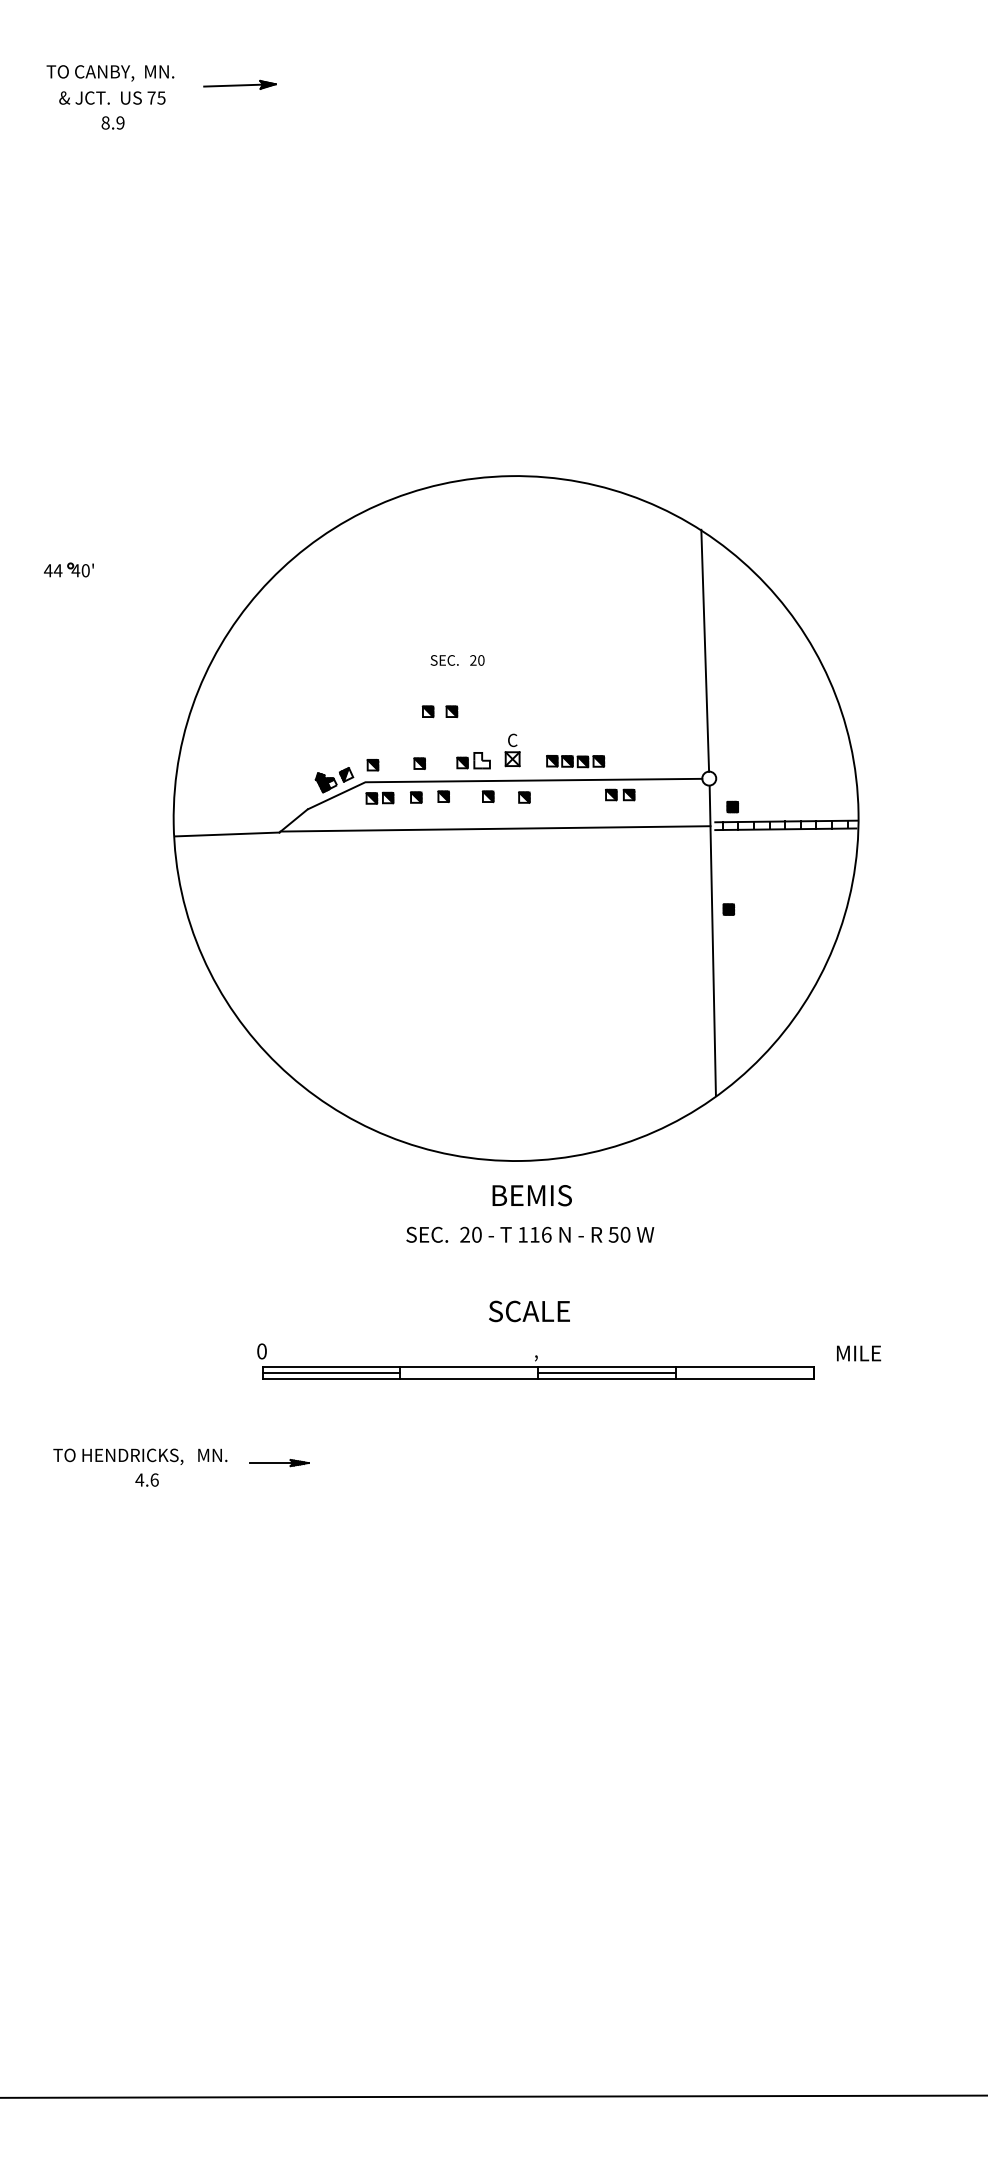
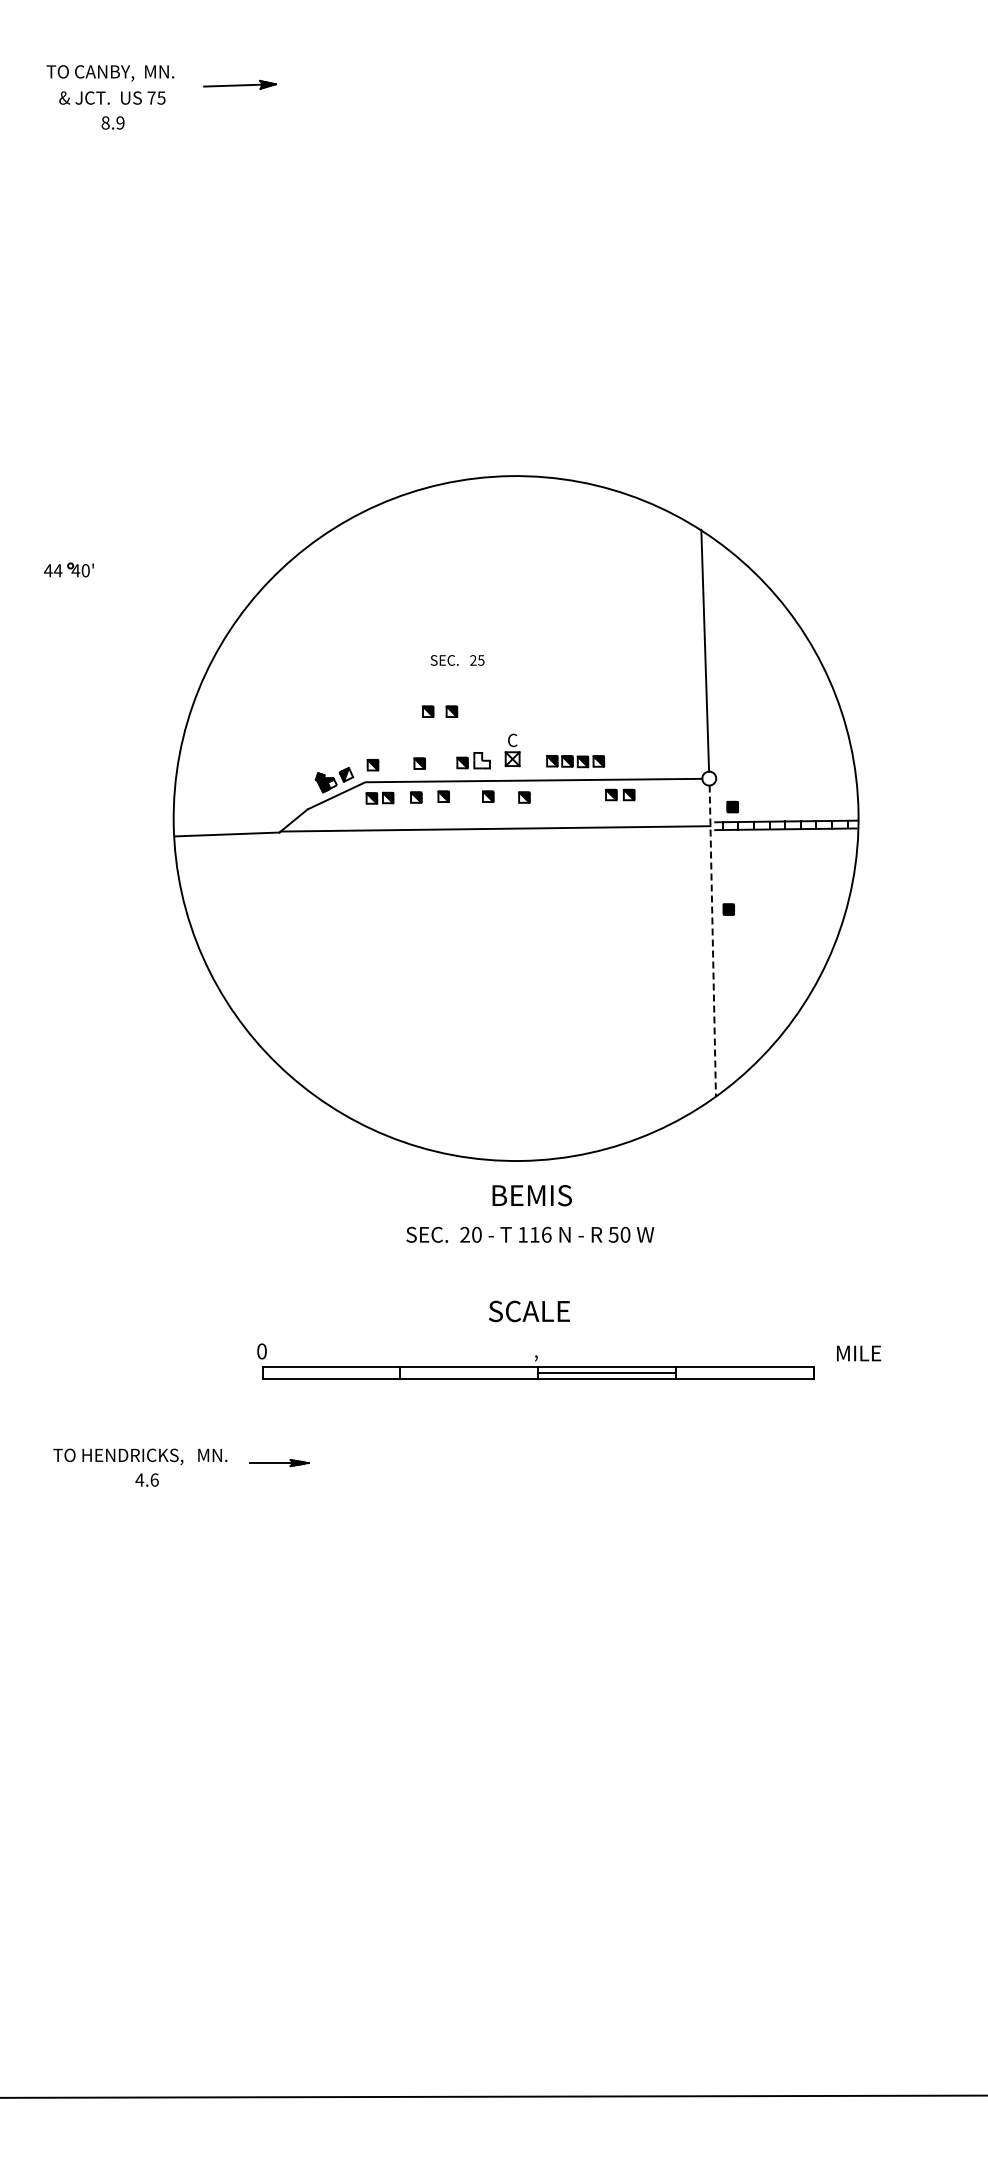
text: 20 -> 25 (481, 660)
line: solid -> dashed (712, 941)
line: present -> none (330, 1373)
